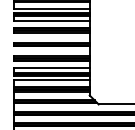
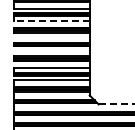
line: solid -> dashed (51, 20)
line: solid -> dashed (116, 104)
